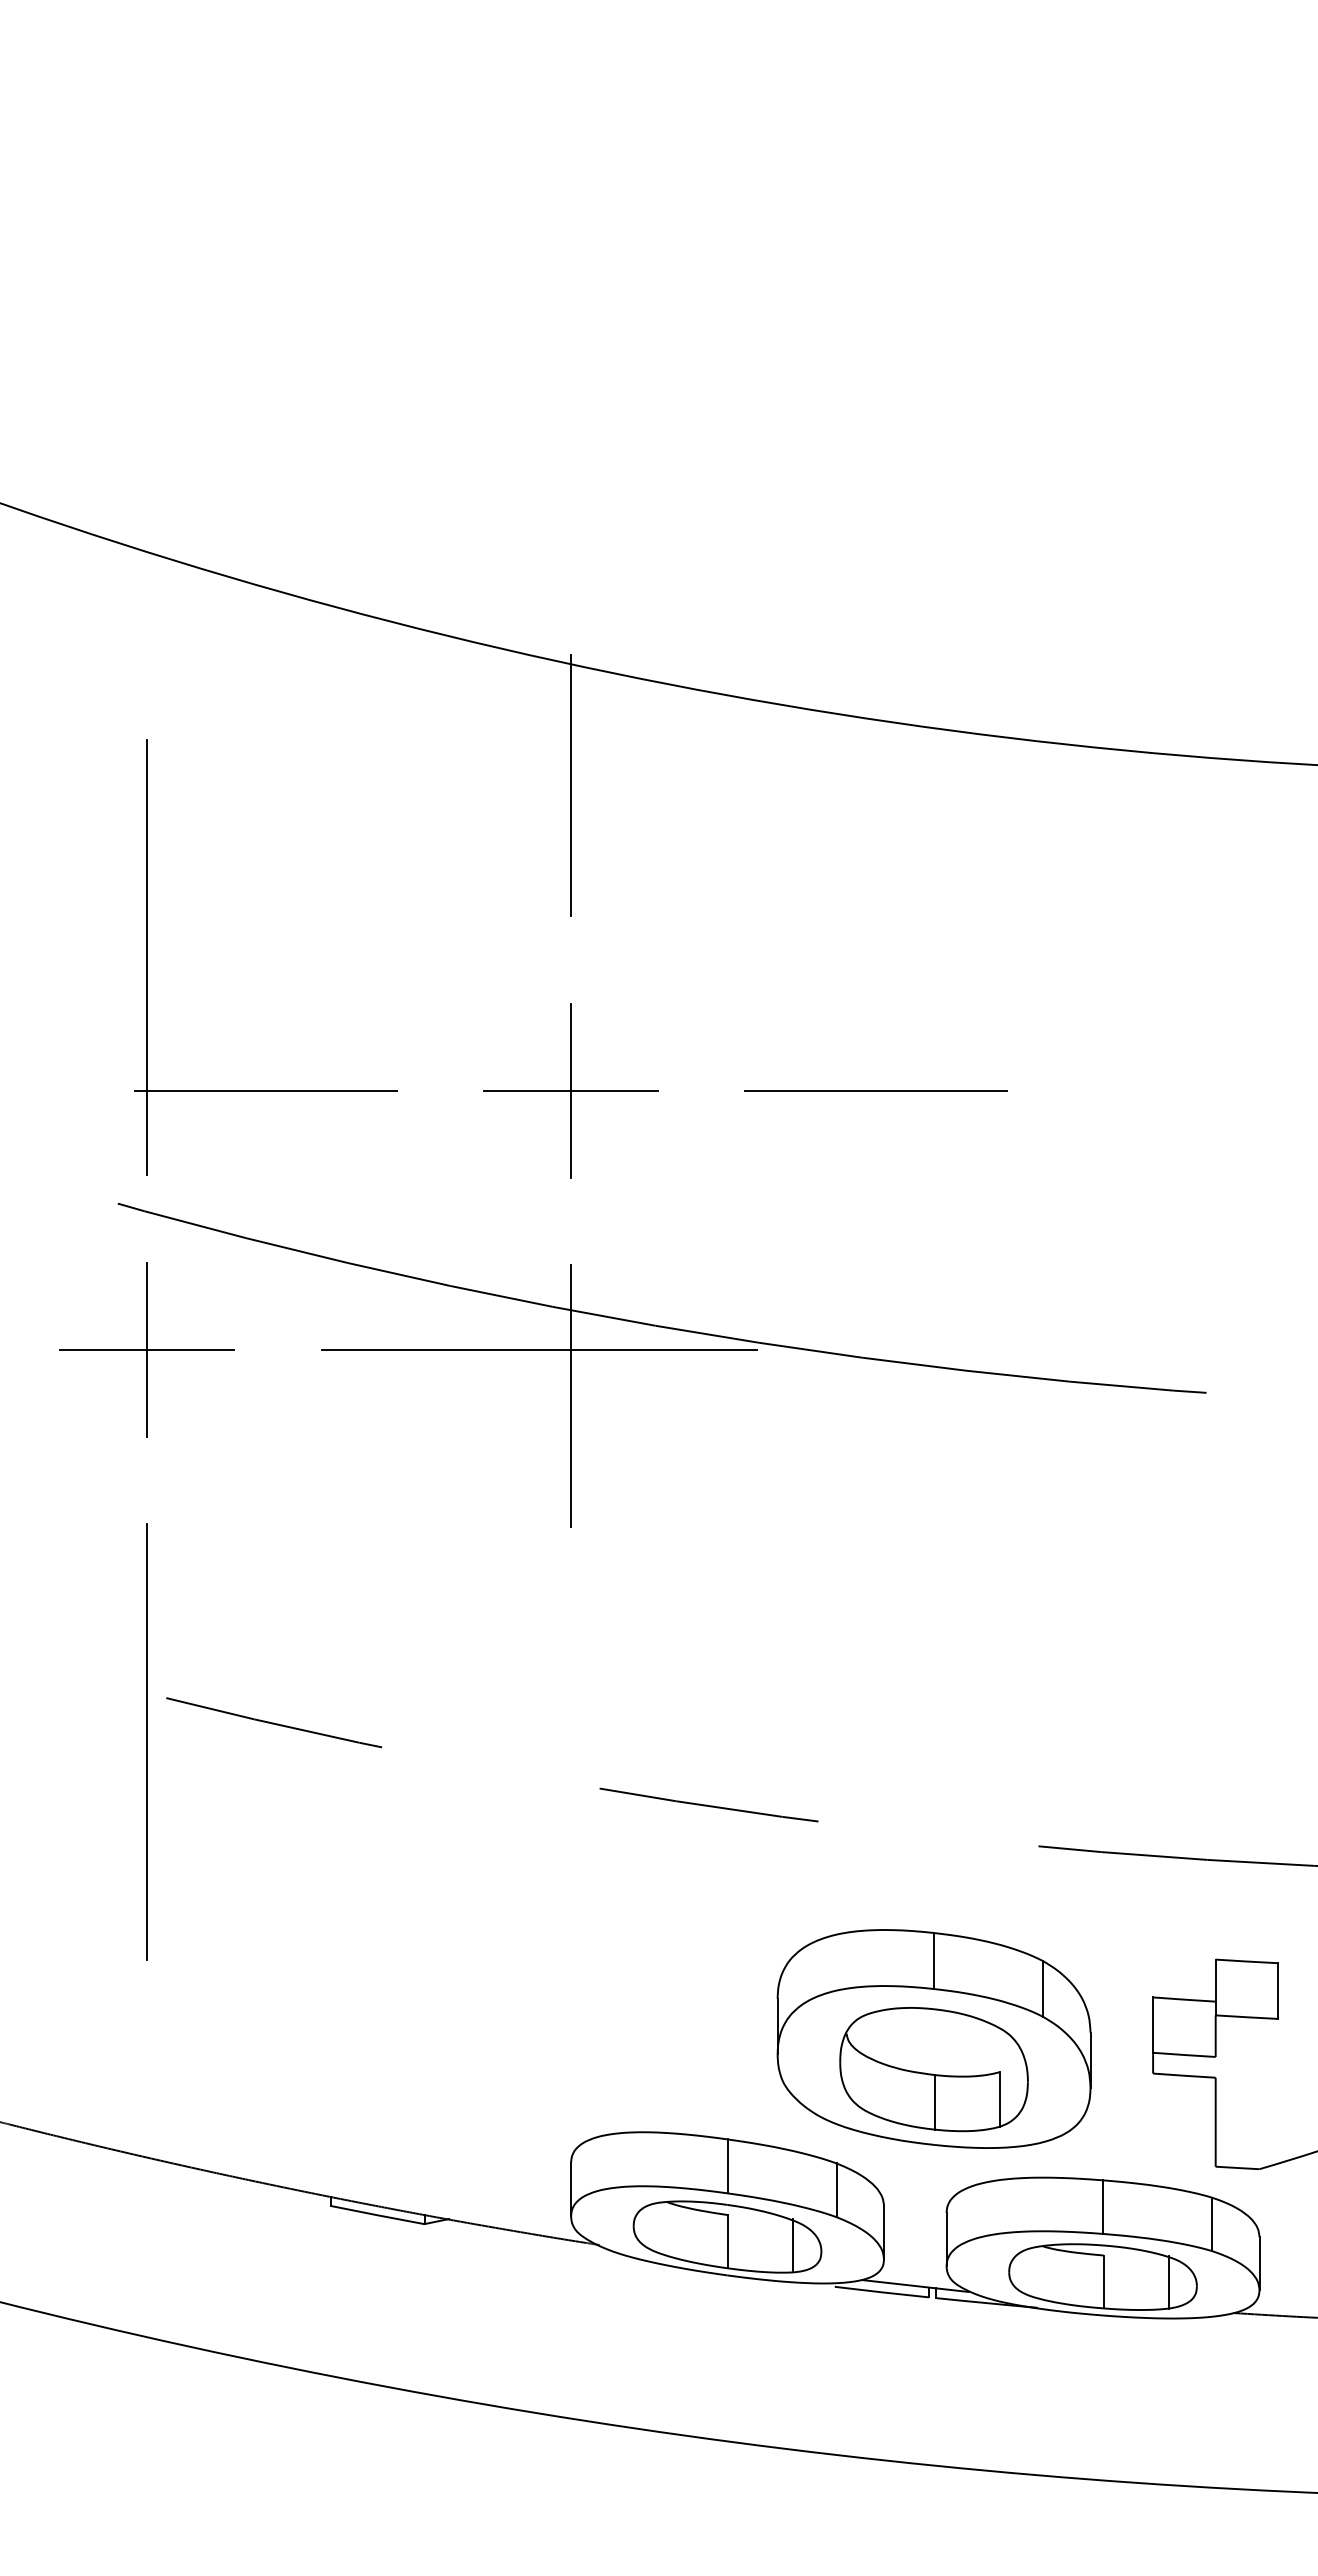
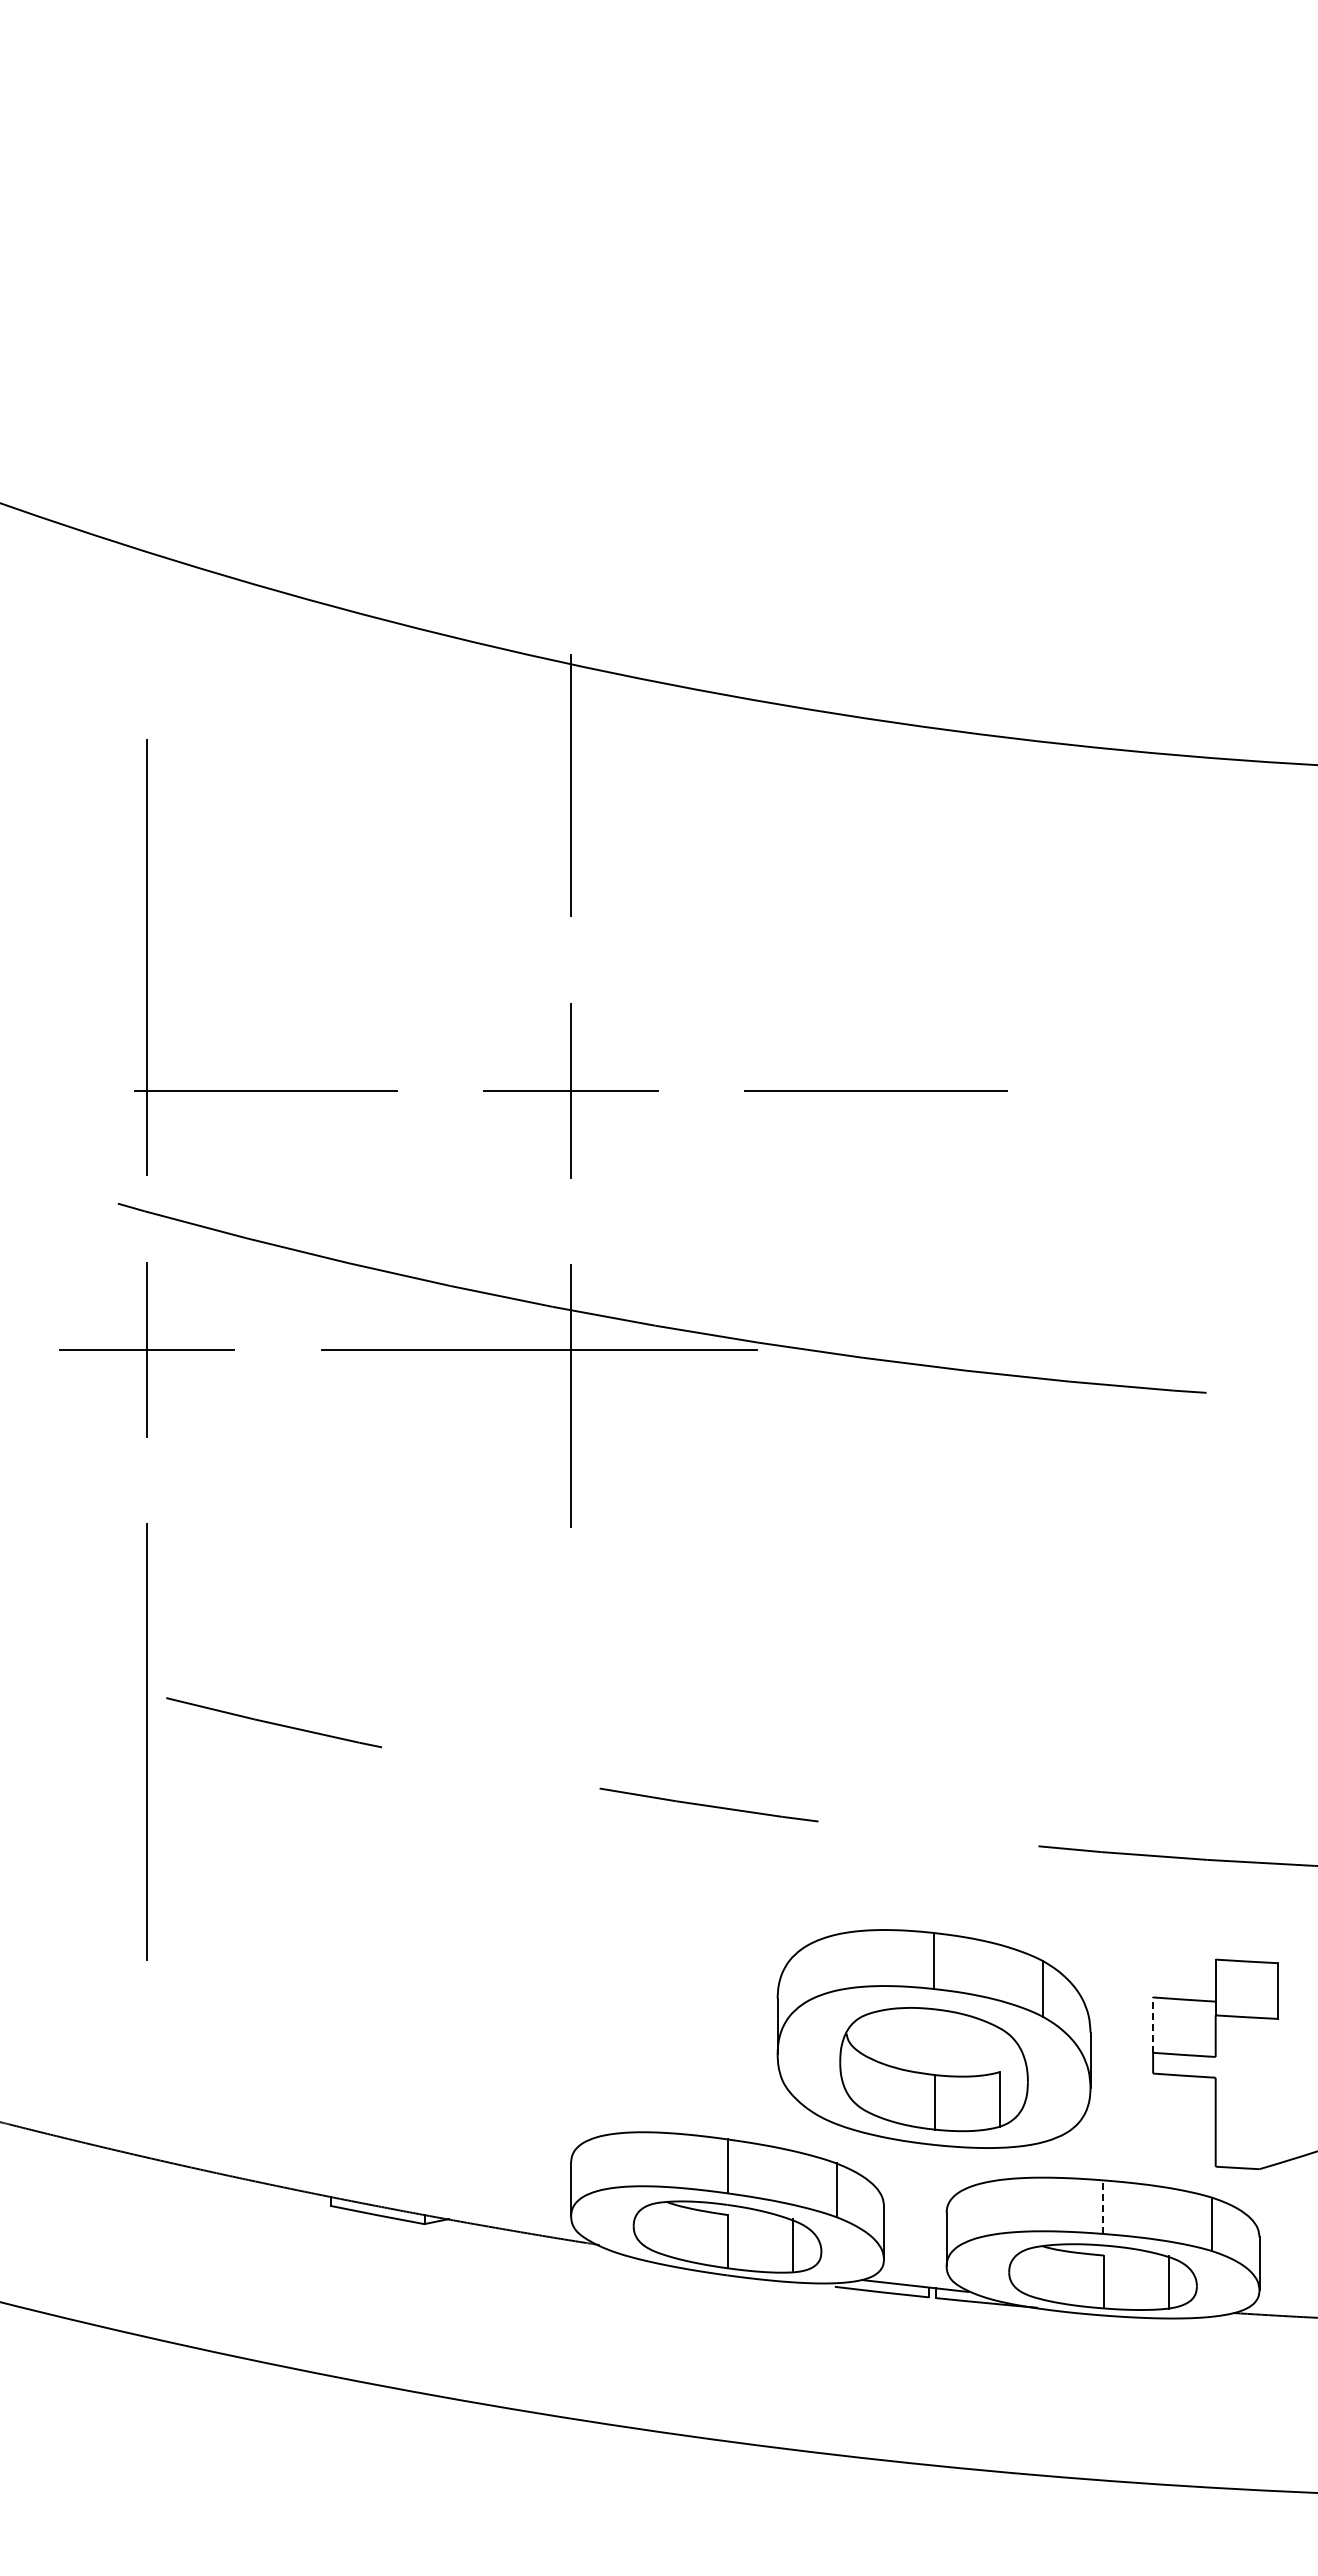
line: solid -> dashed (1153, 2025)
line: solid -> dashed (1103, 2207)
